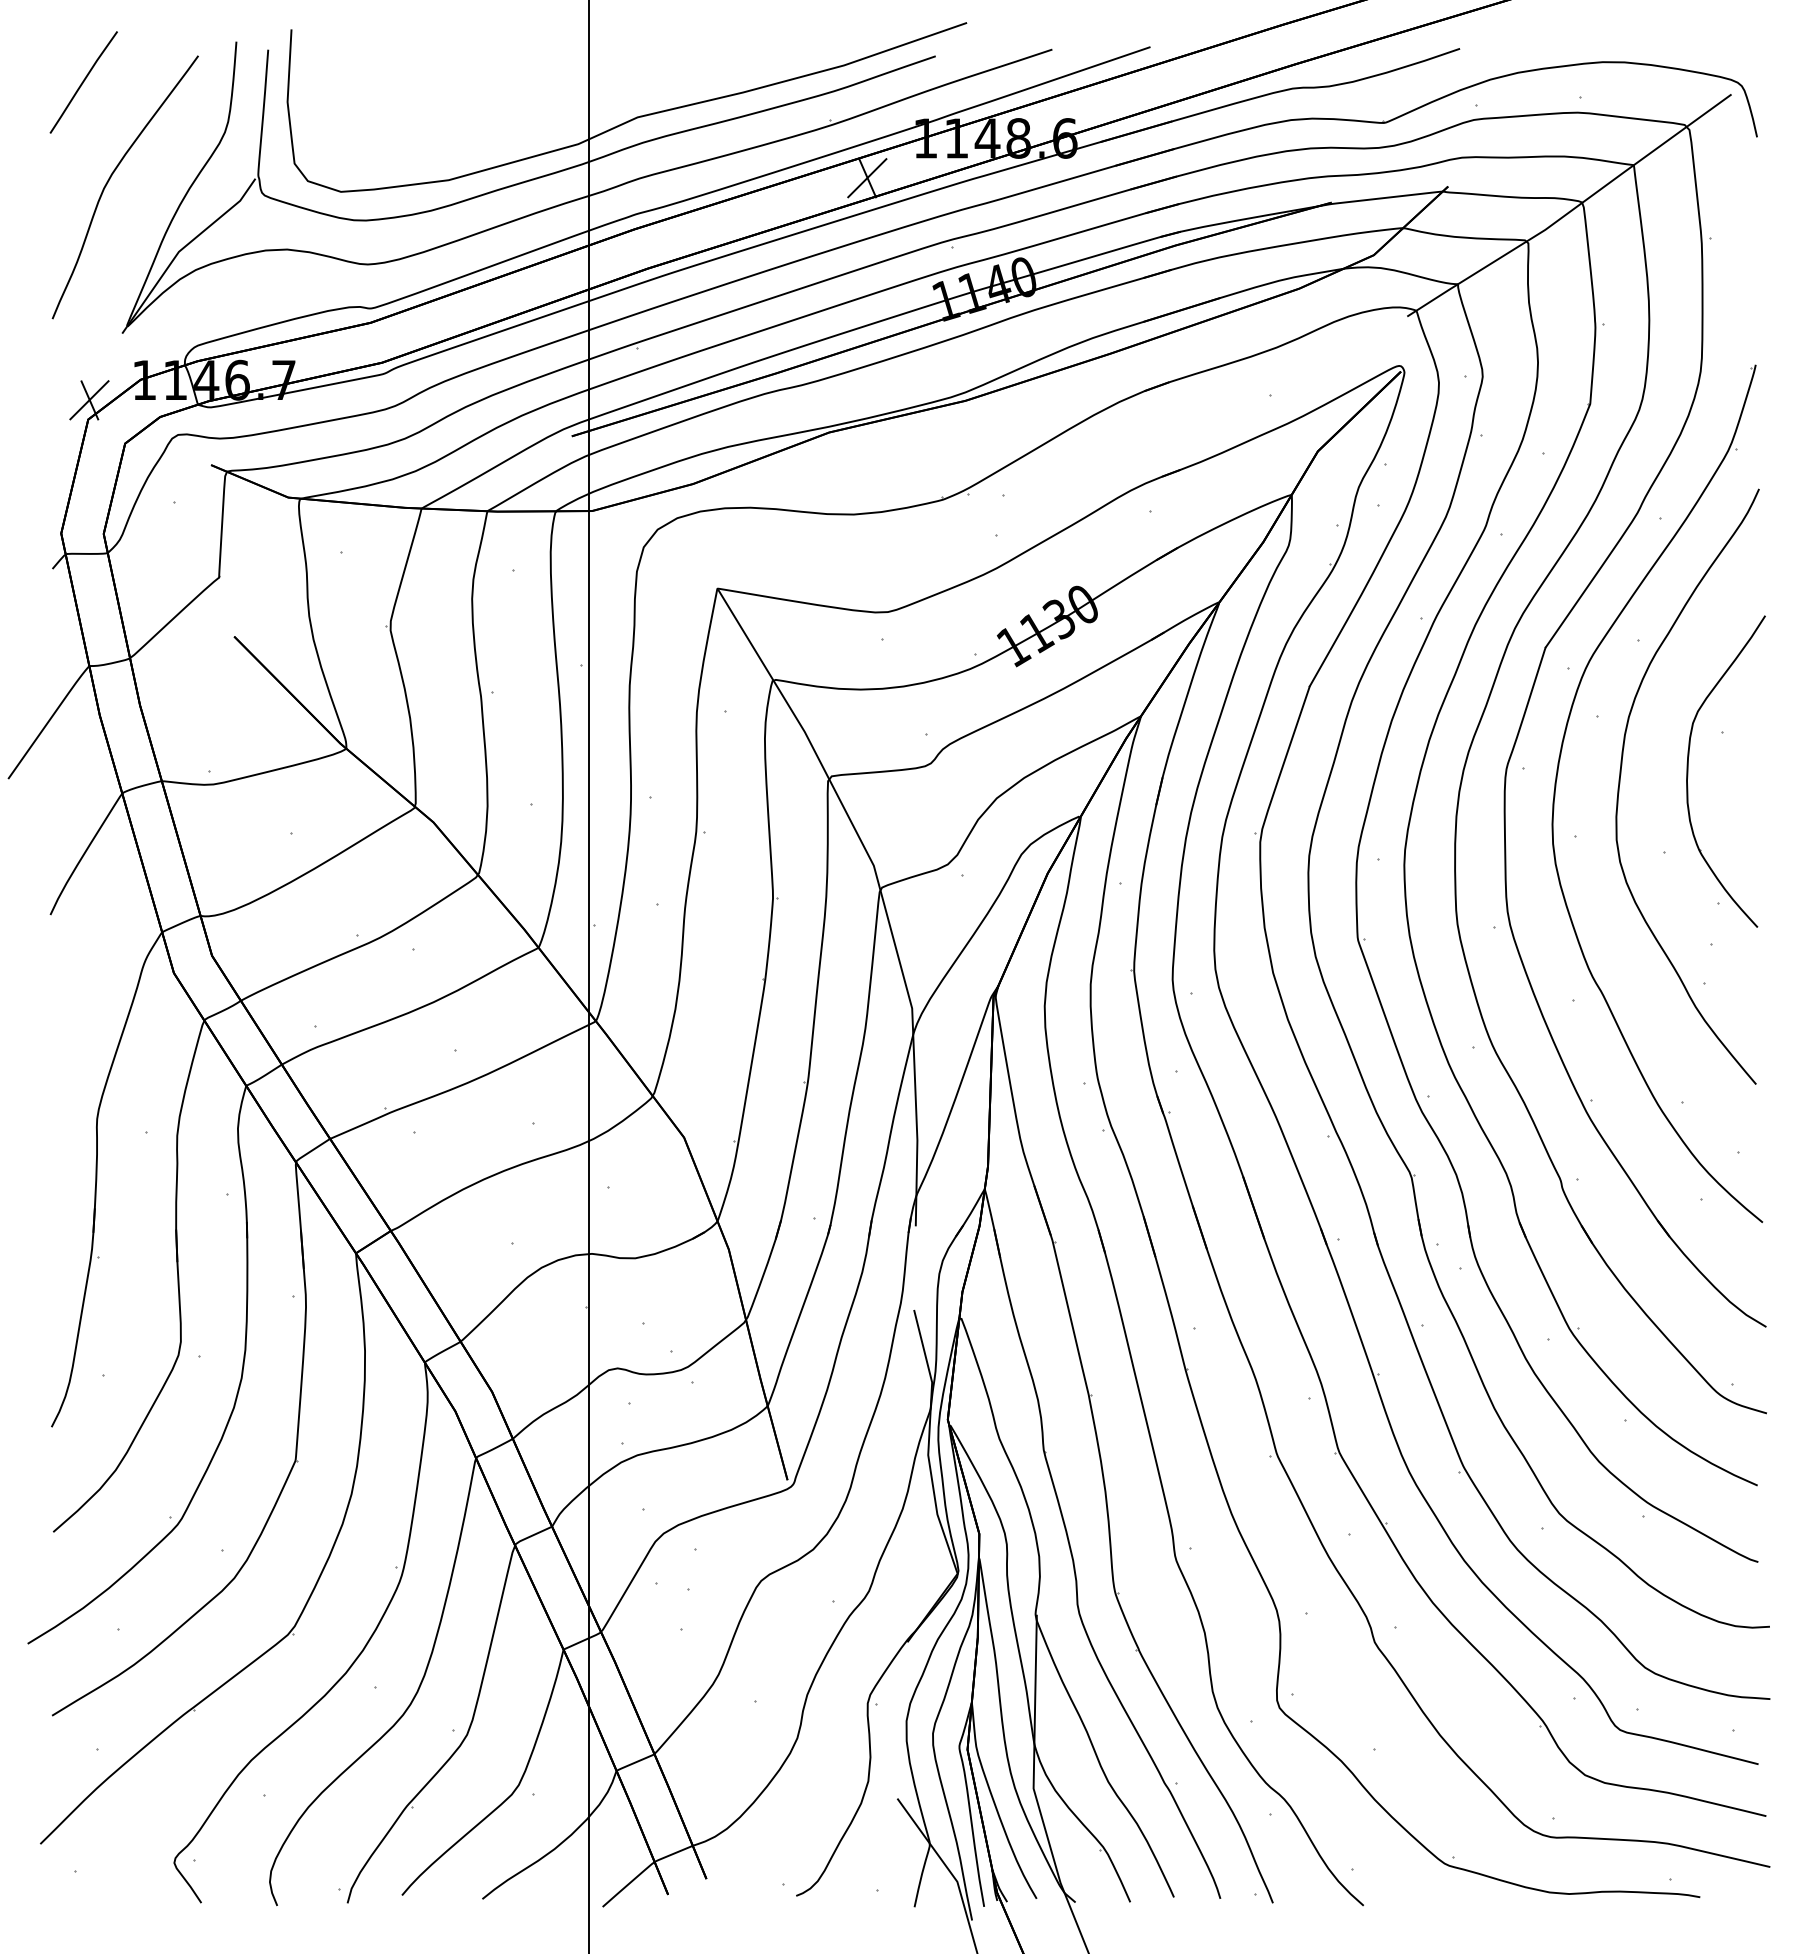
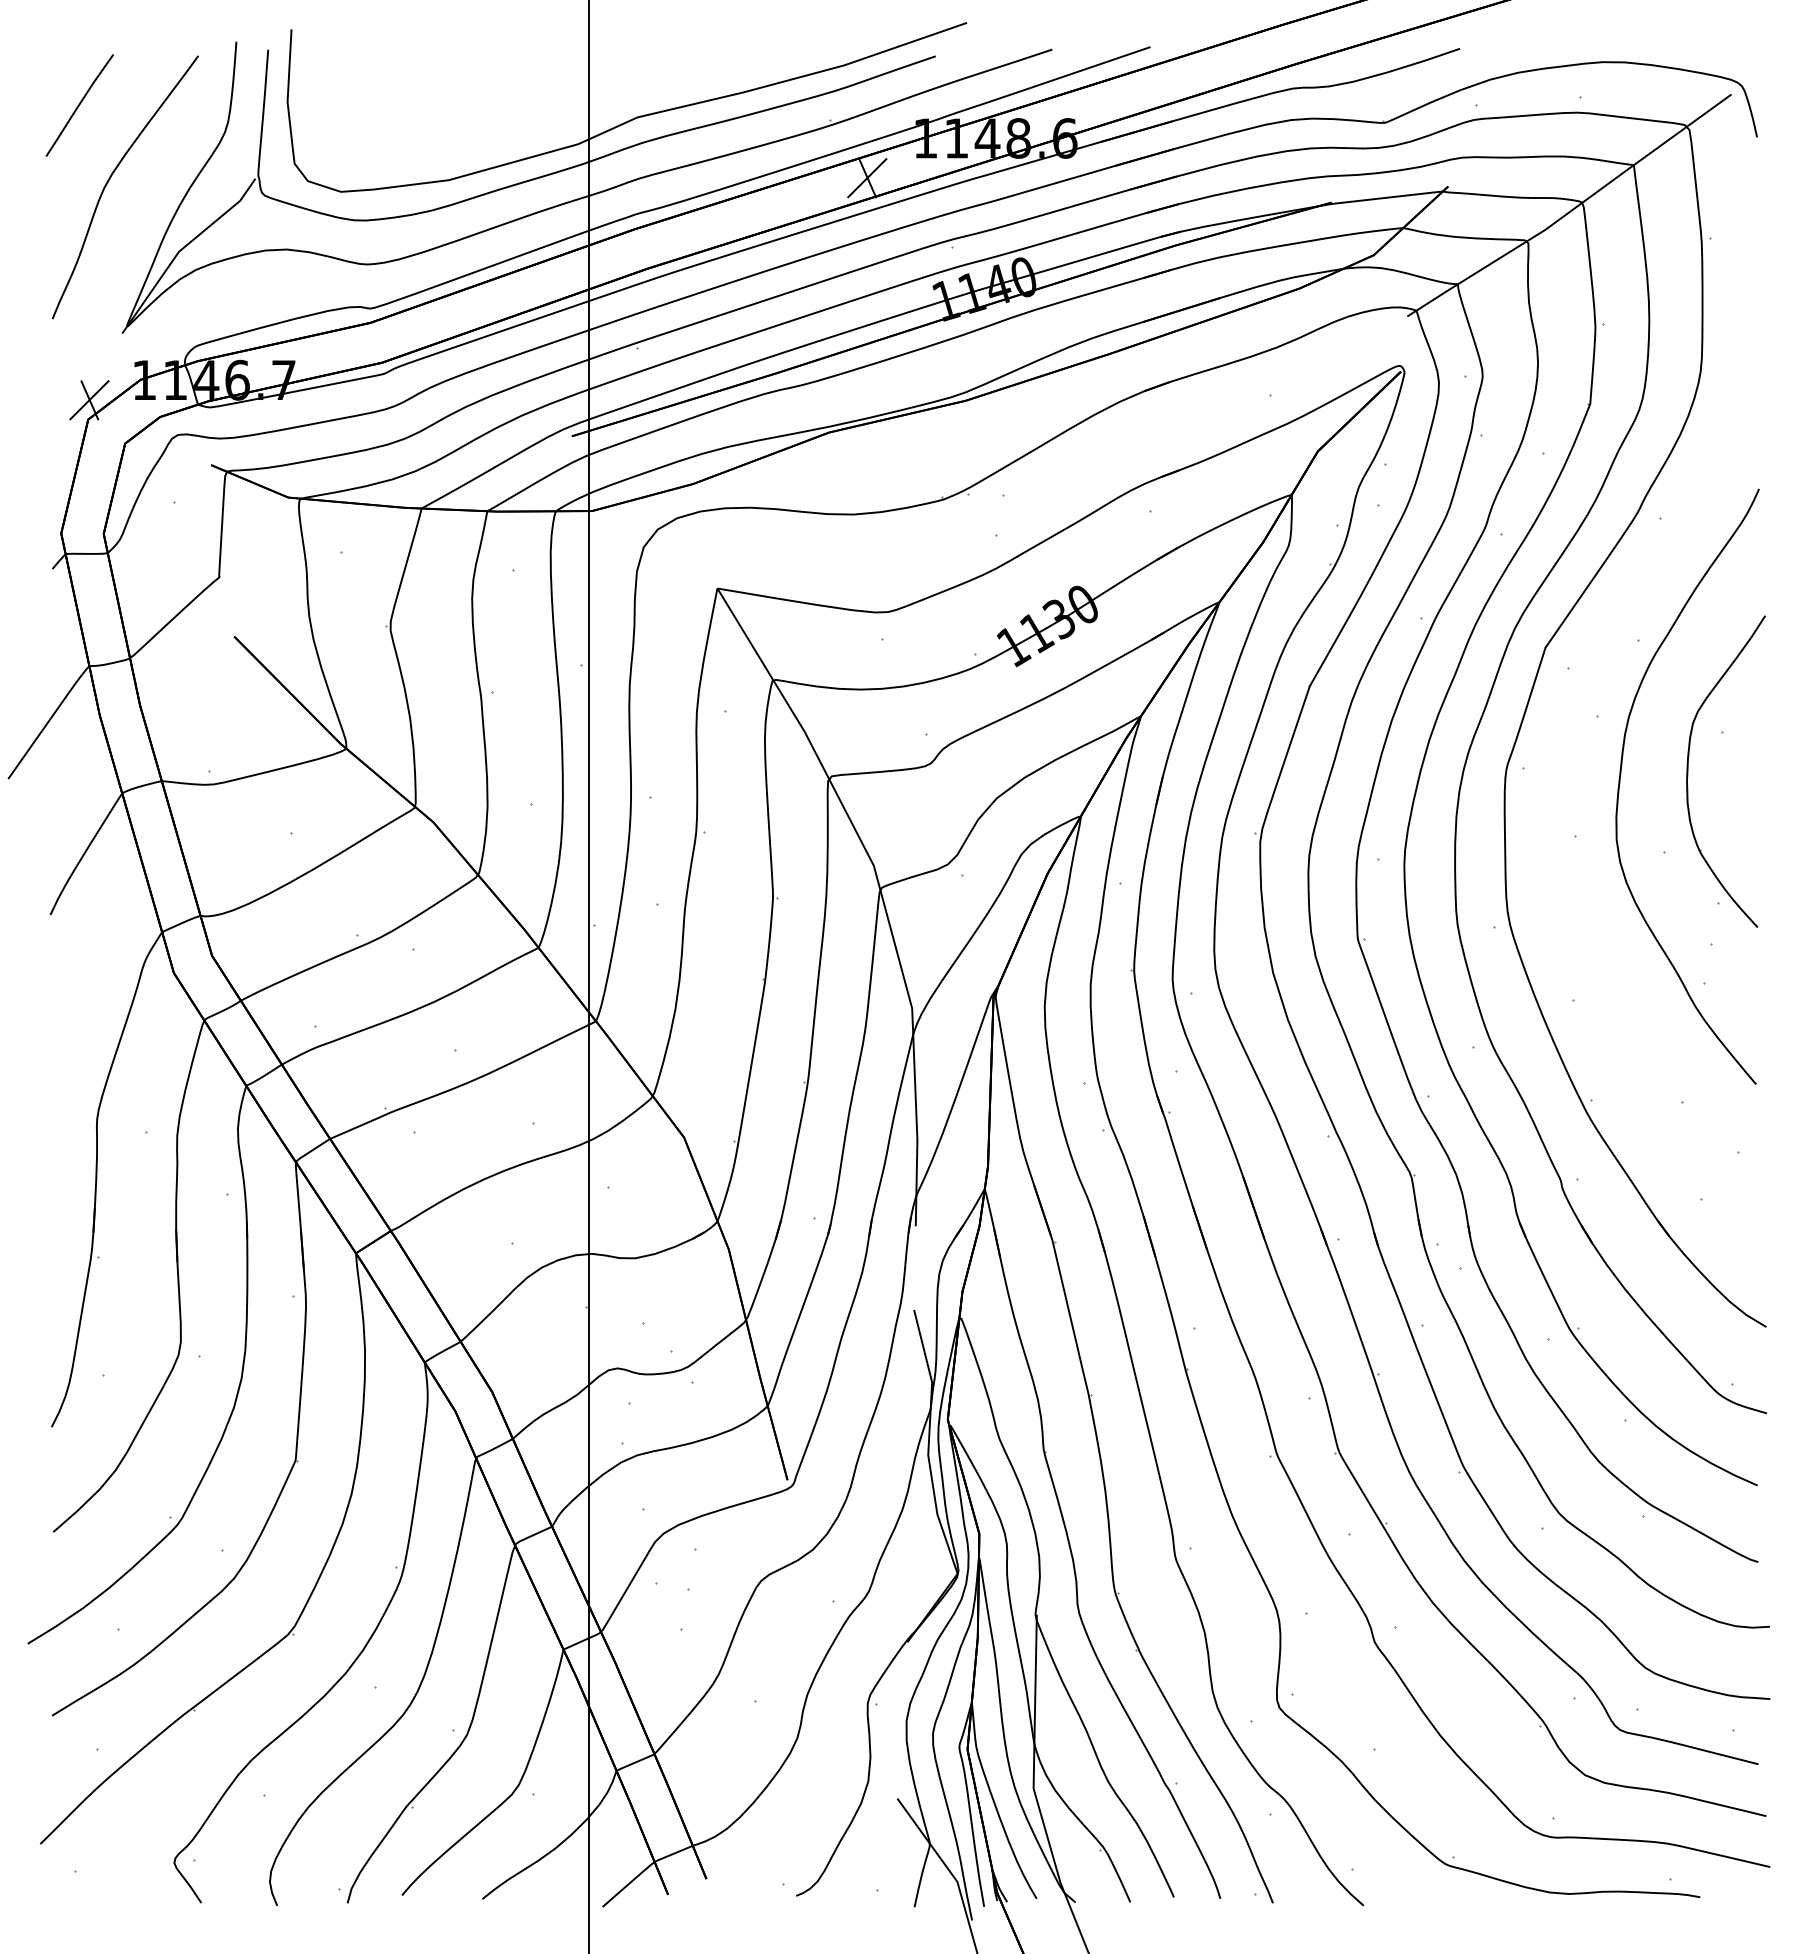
line position: (83, 82) -> (79, 105) (79, 105)
part: present -> none (1557, 779)
